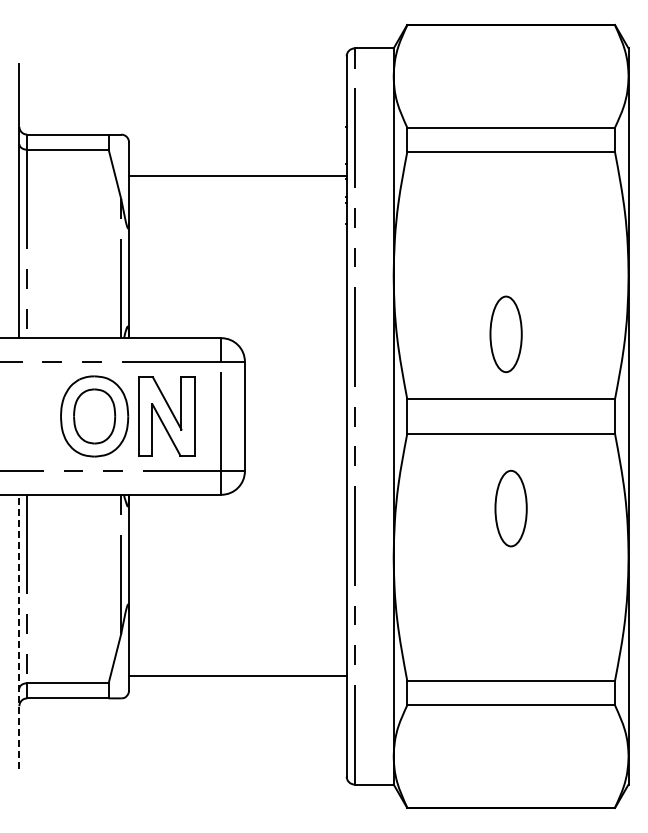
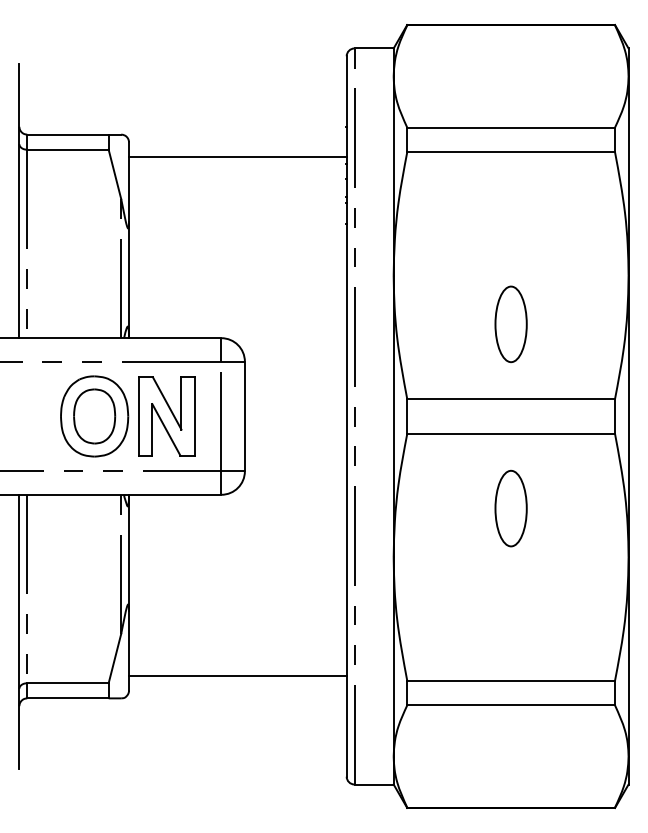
line position: (237, 175) -> (237, 156) (237, 156)
part position: (505, 334) -> (510, 324) (510, 324)
line: dashed -> solid (19, 631)
